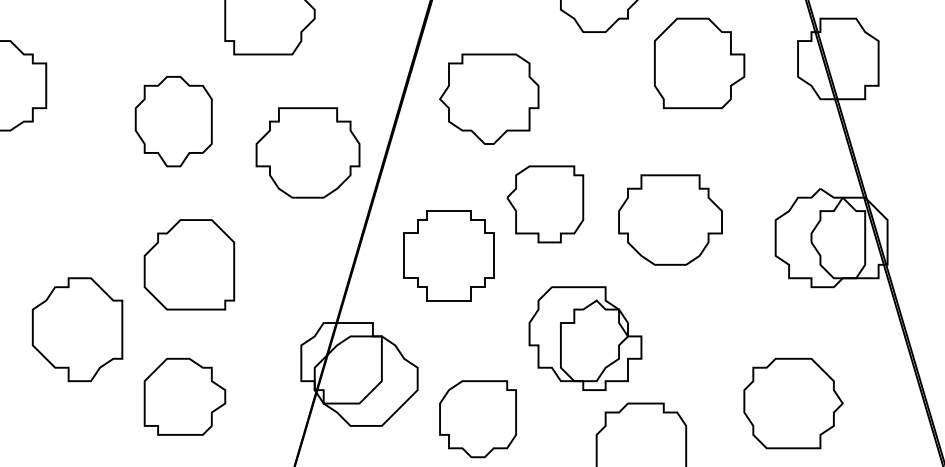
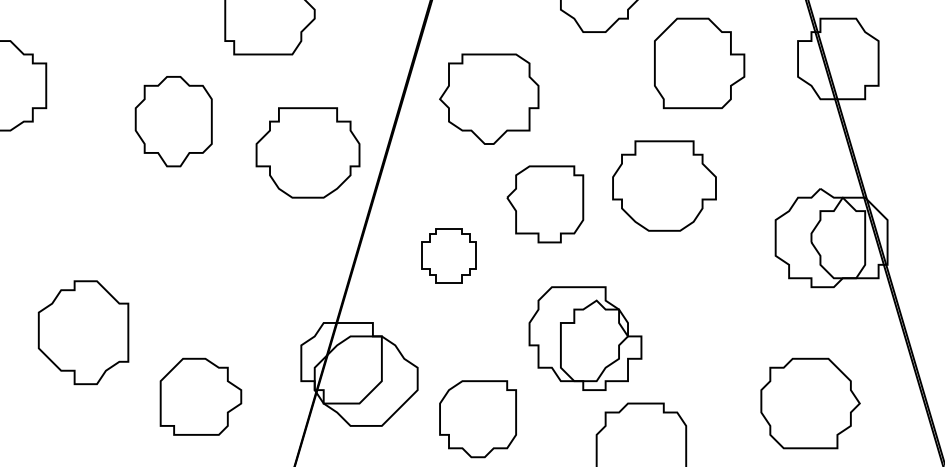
part position: (670, 219) -> (664, 185) (664, 185)
part size: 92x92 px -> 56x56 px (448, 255)
part: present -> none (189, 264)
part position: (77, 329) -> (83, 332) (83, 332)
part position: (184, 396) -> (200, 396) (200, 396)
part position: (793, 403) -> (810, 403) (810, 403)
